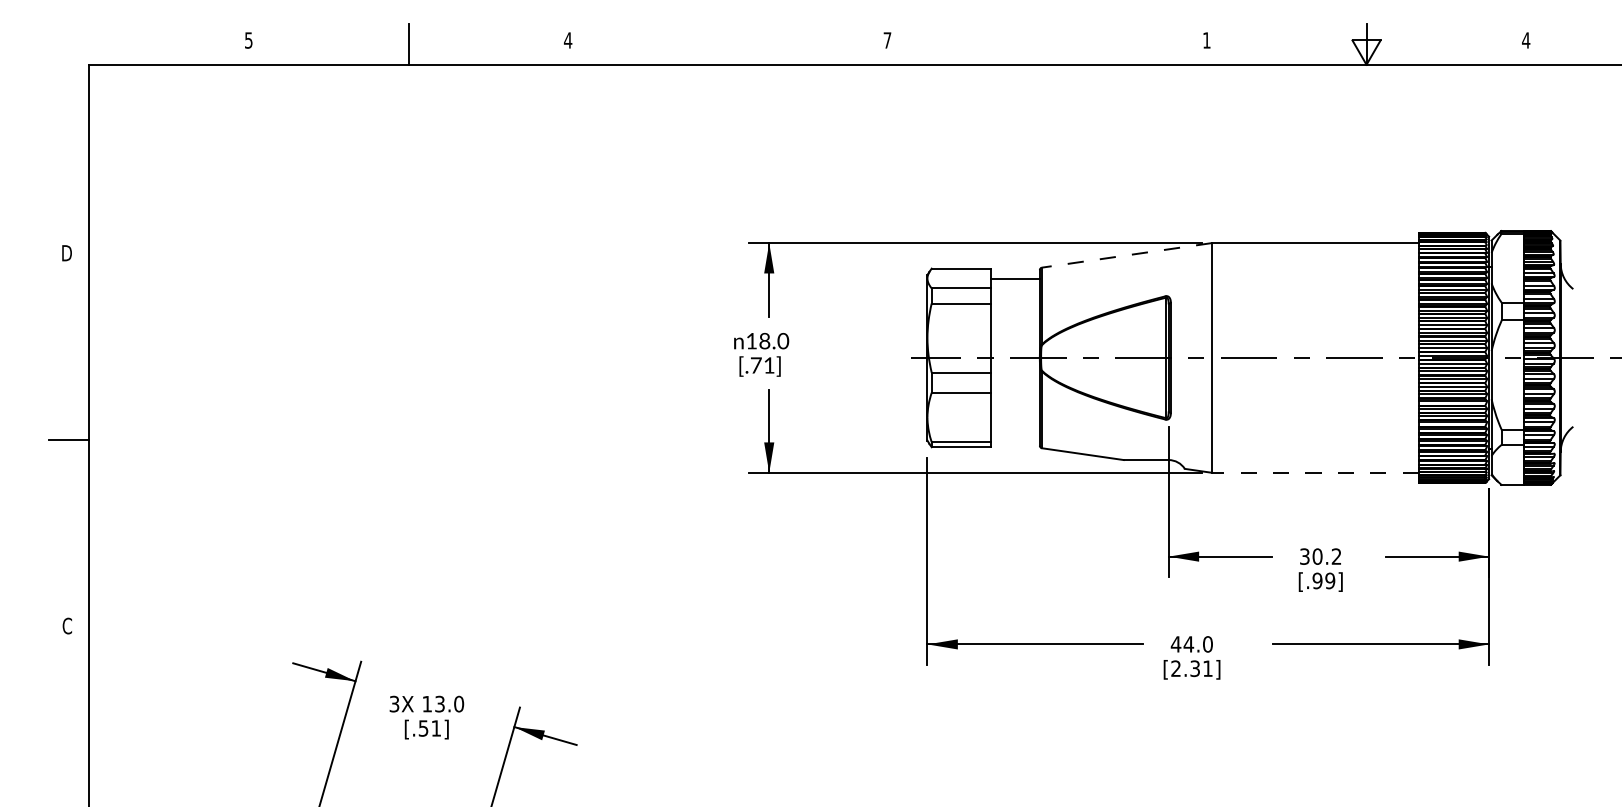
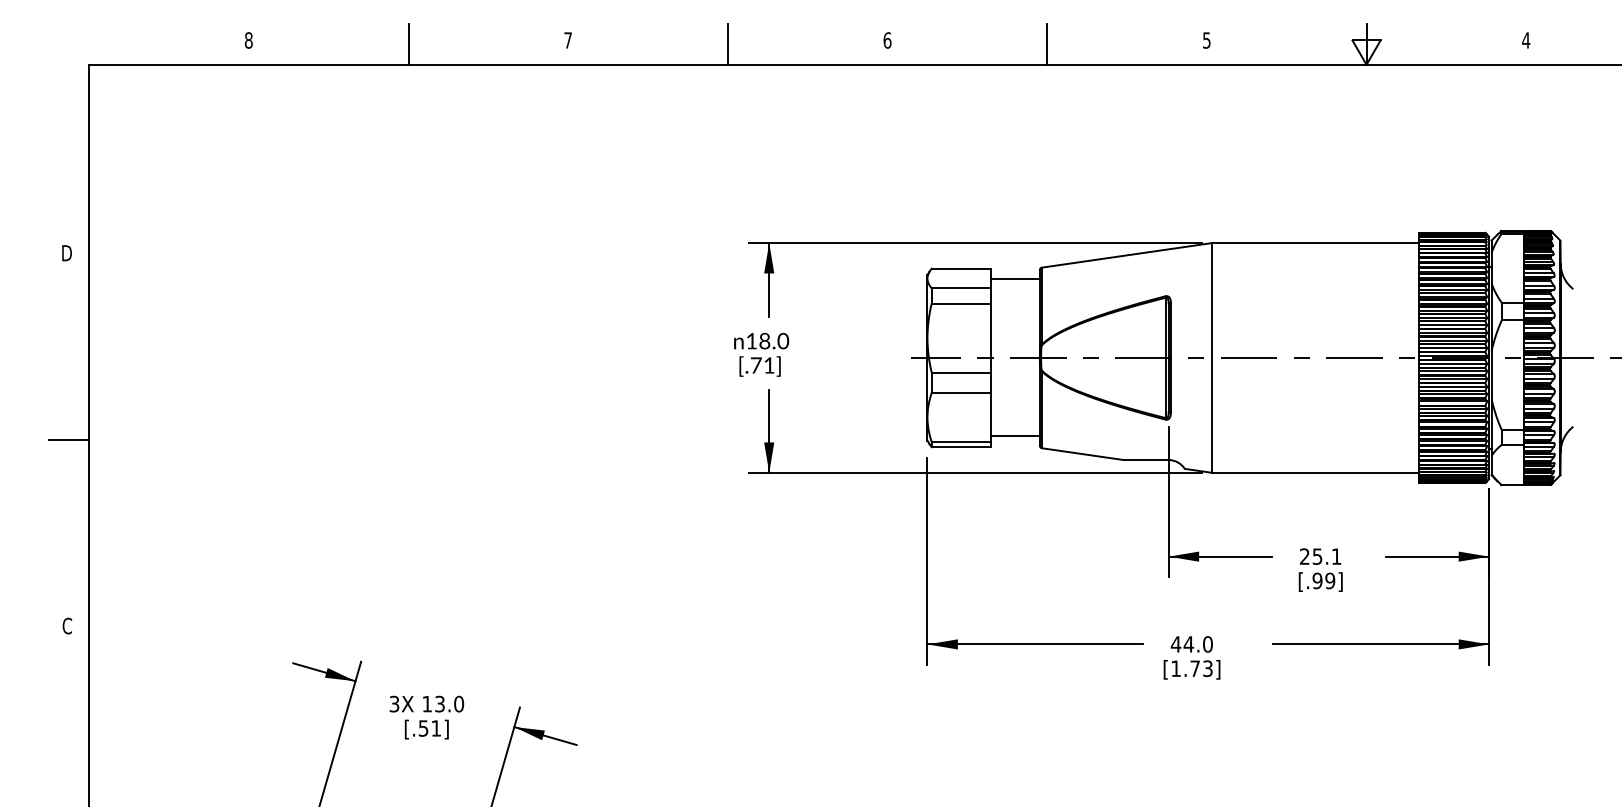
text: 5 -> 8 (248, 40)
text: 4 -> 7 (567, 40)
text: 7 -> 6 (887, 40)
text: 1 -> 5 (1206, 40)
line: none -> present (727, 44)
line: none -> present (1047, 44)
line: dashed -> solid (1127, 255)
line: none -> present (1015, 436)
line: dashed -> solid (1315, 472)
text: 30.2 -> 25.1 (1320, 556)
text: [2.31] -> [1.73] (1191, 668)
